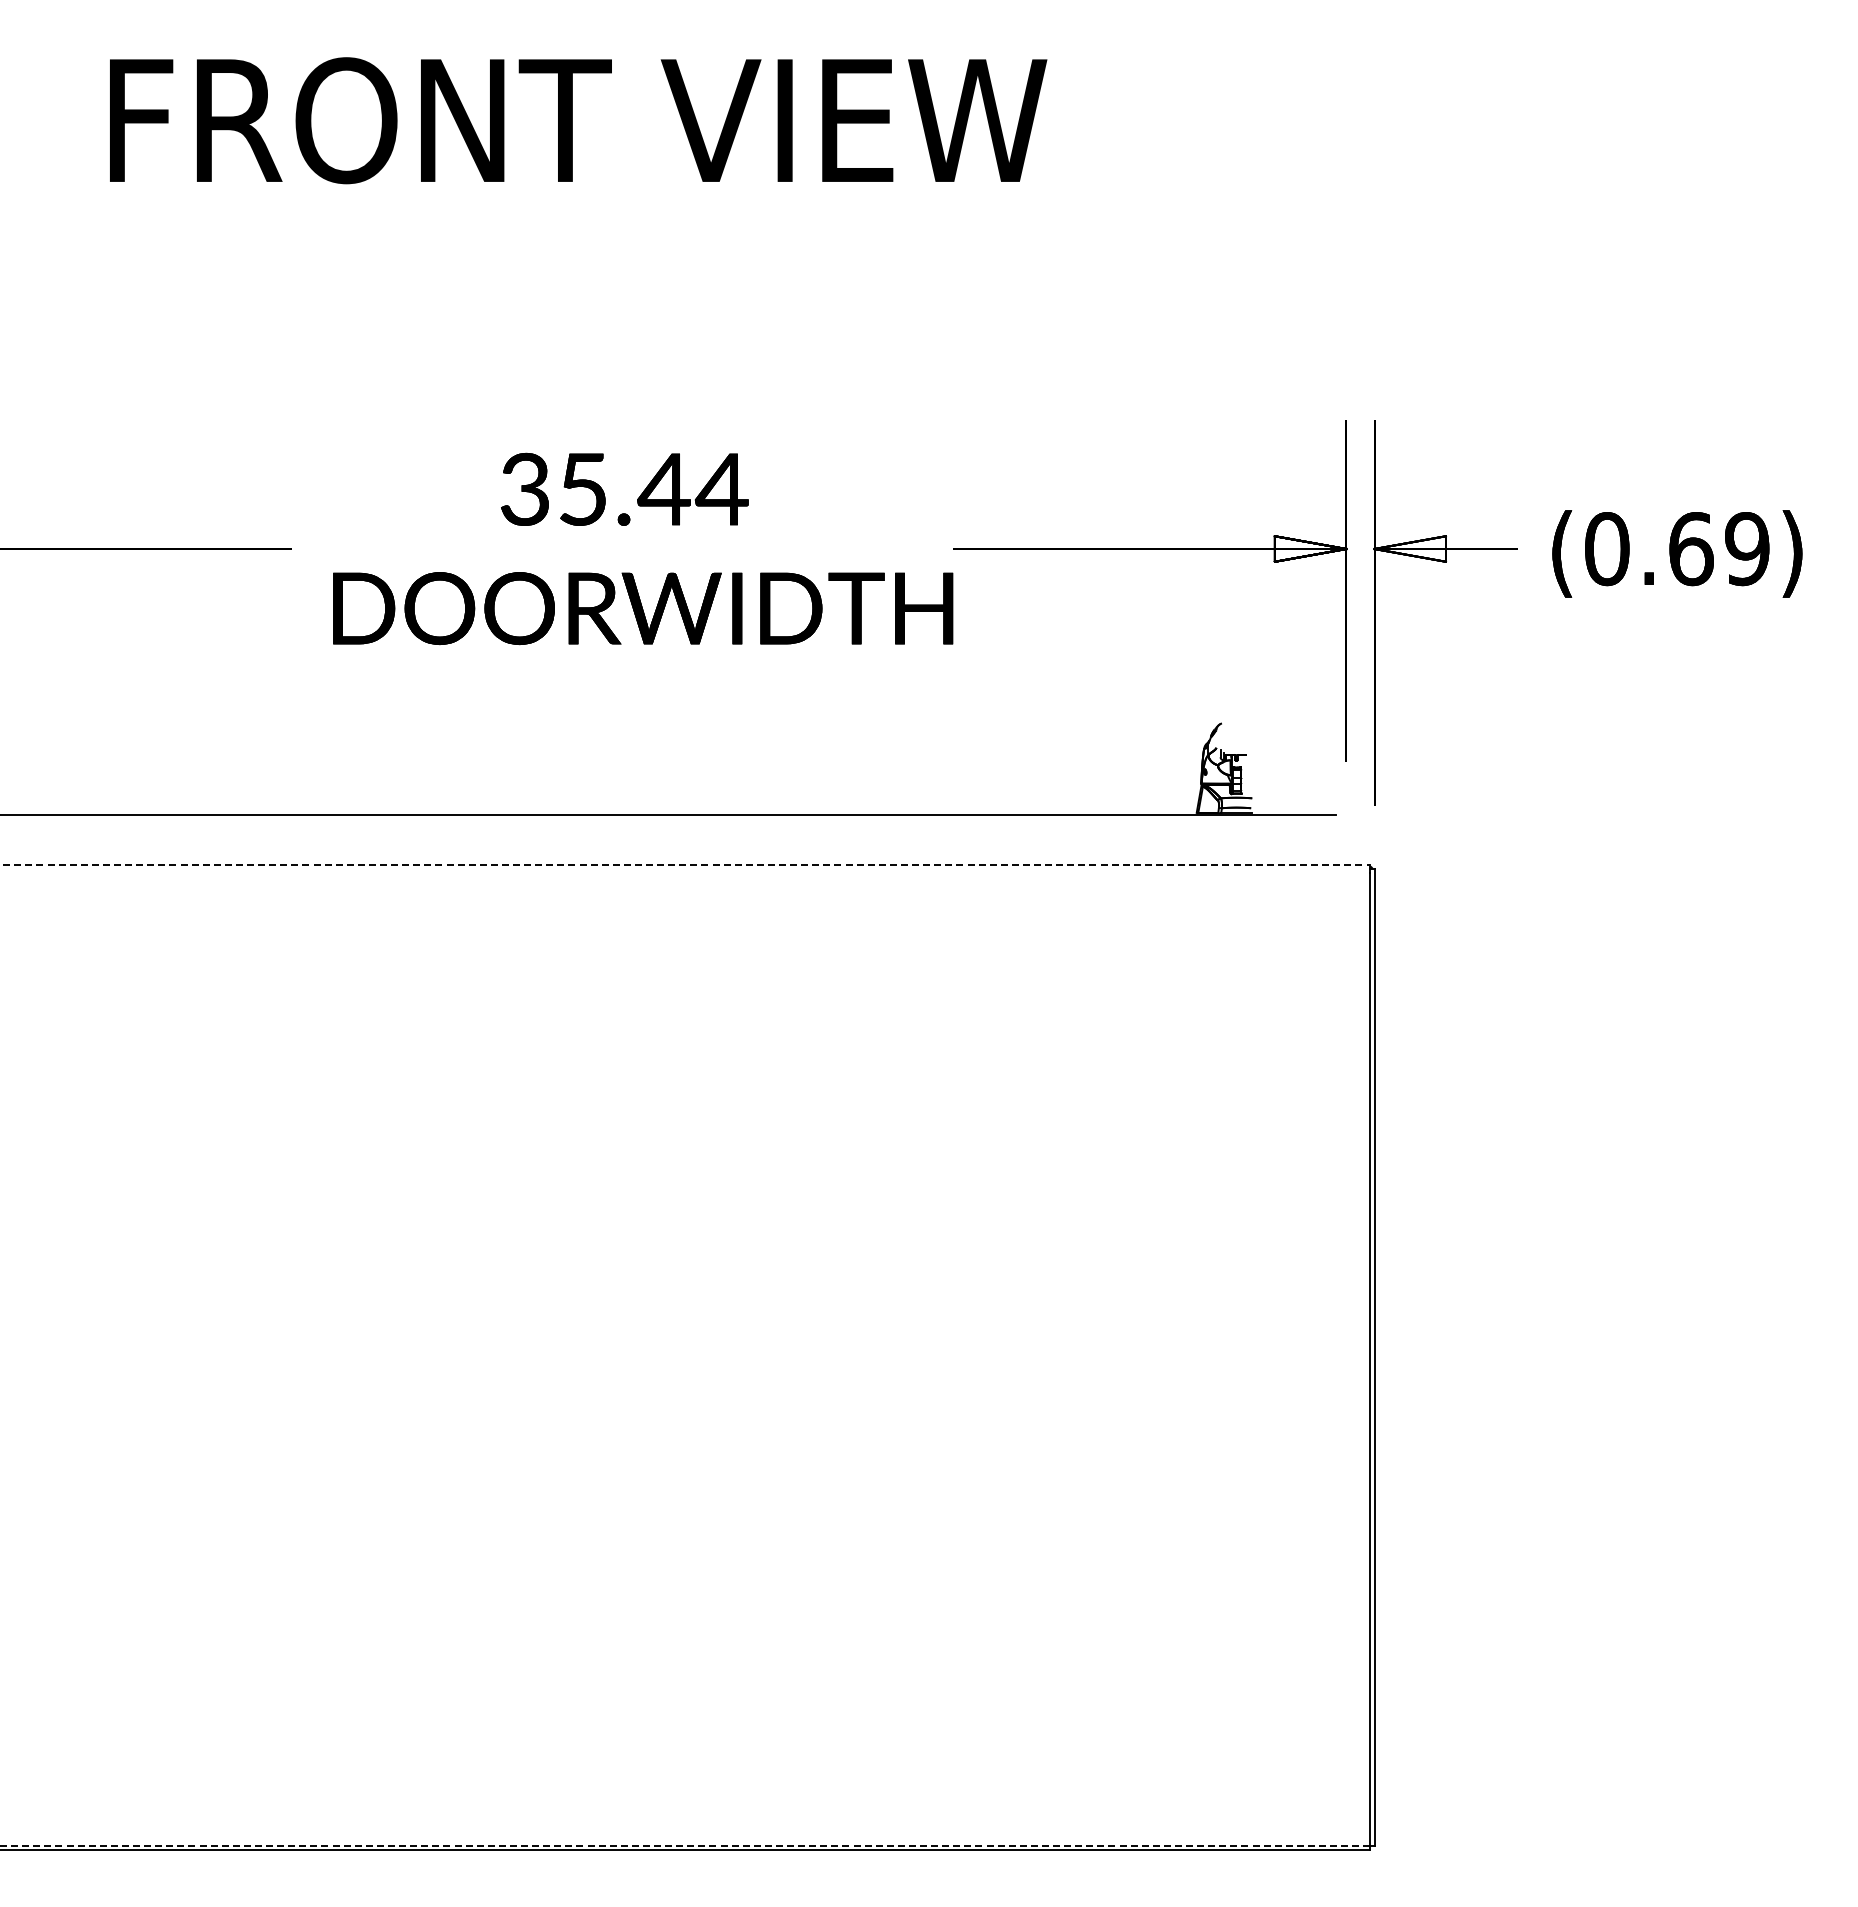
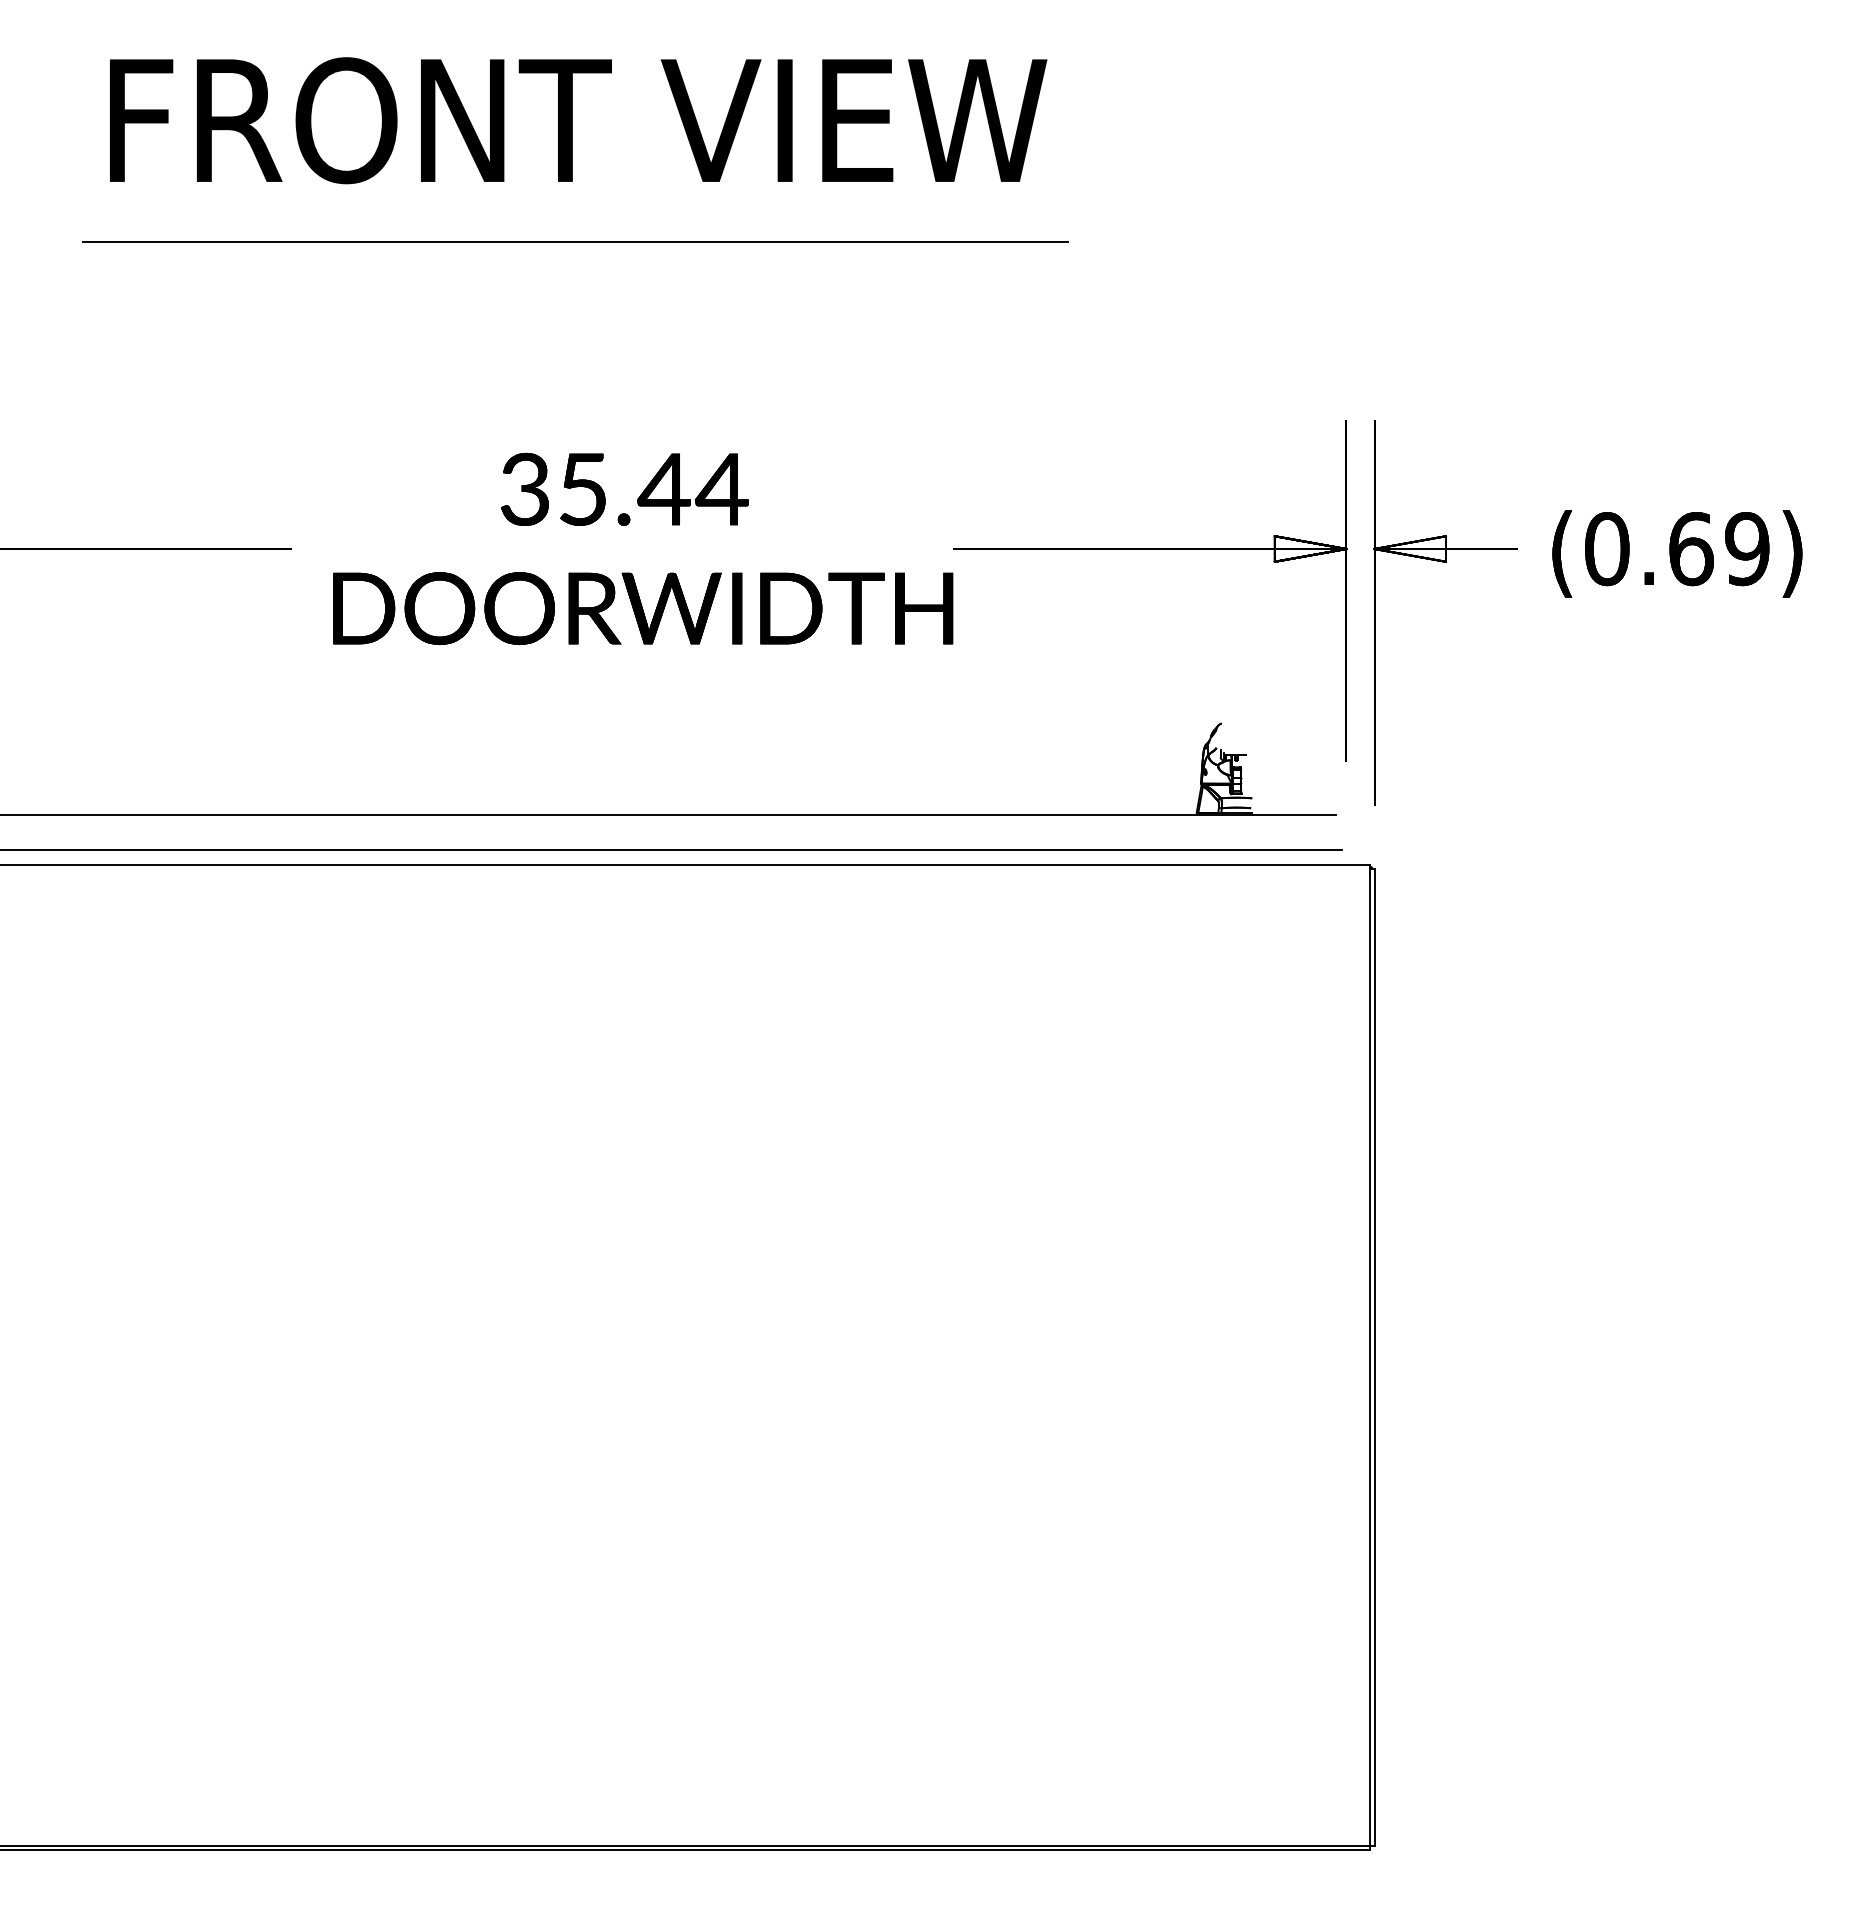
line: none -> present (574, 241)
line: none -> present (672, 850)
line: dashed -> solid (685, 864)
line: dashed -> solid (685, 1845)
